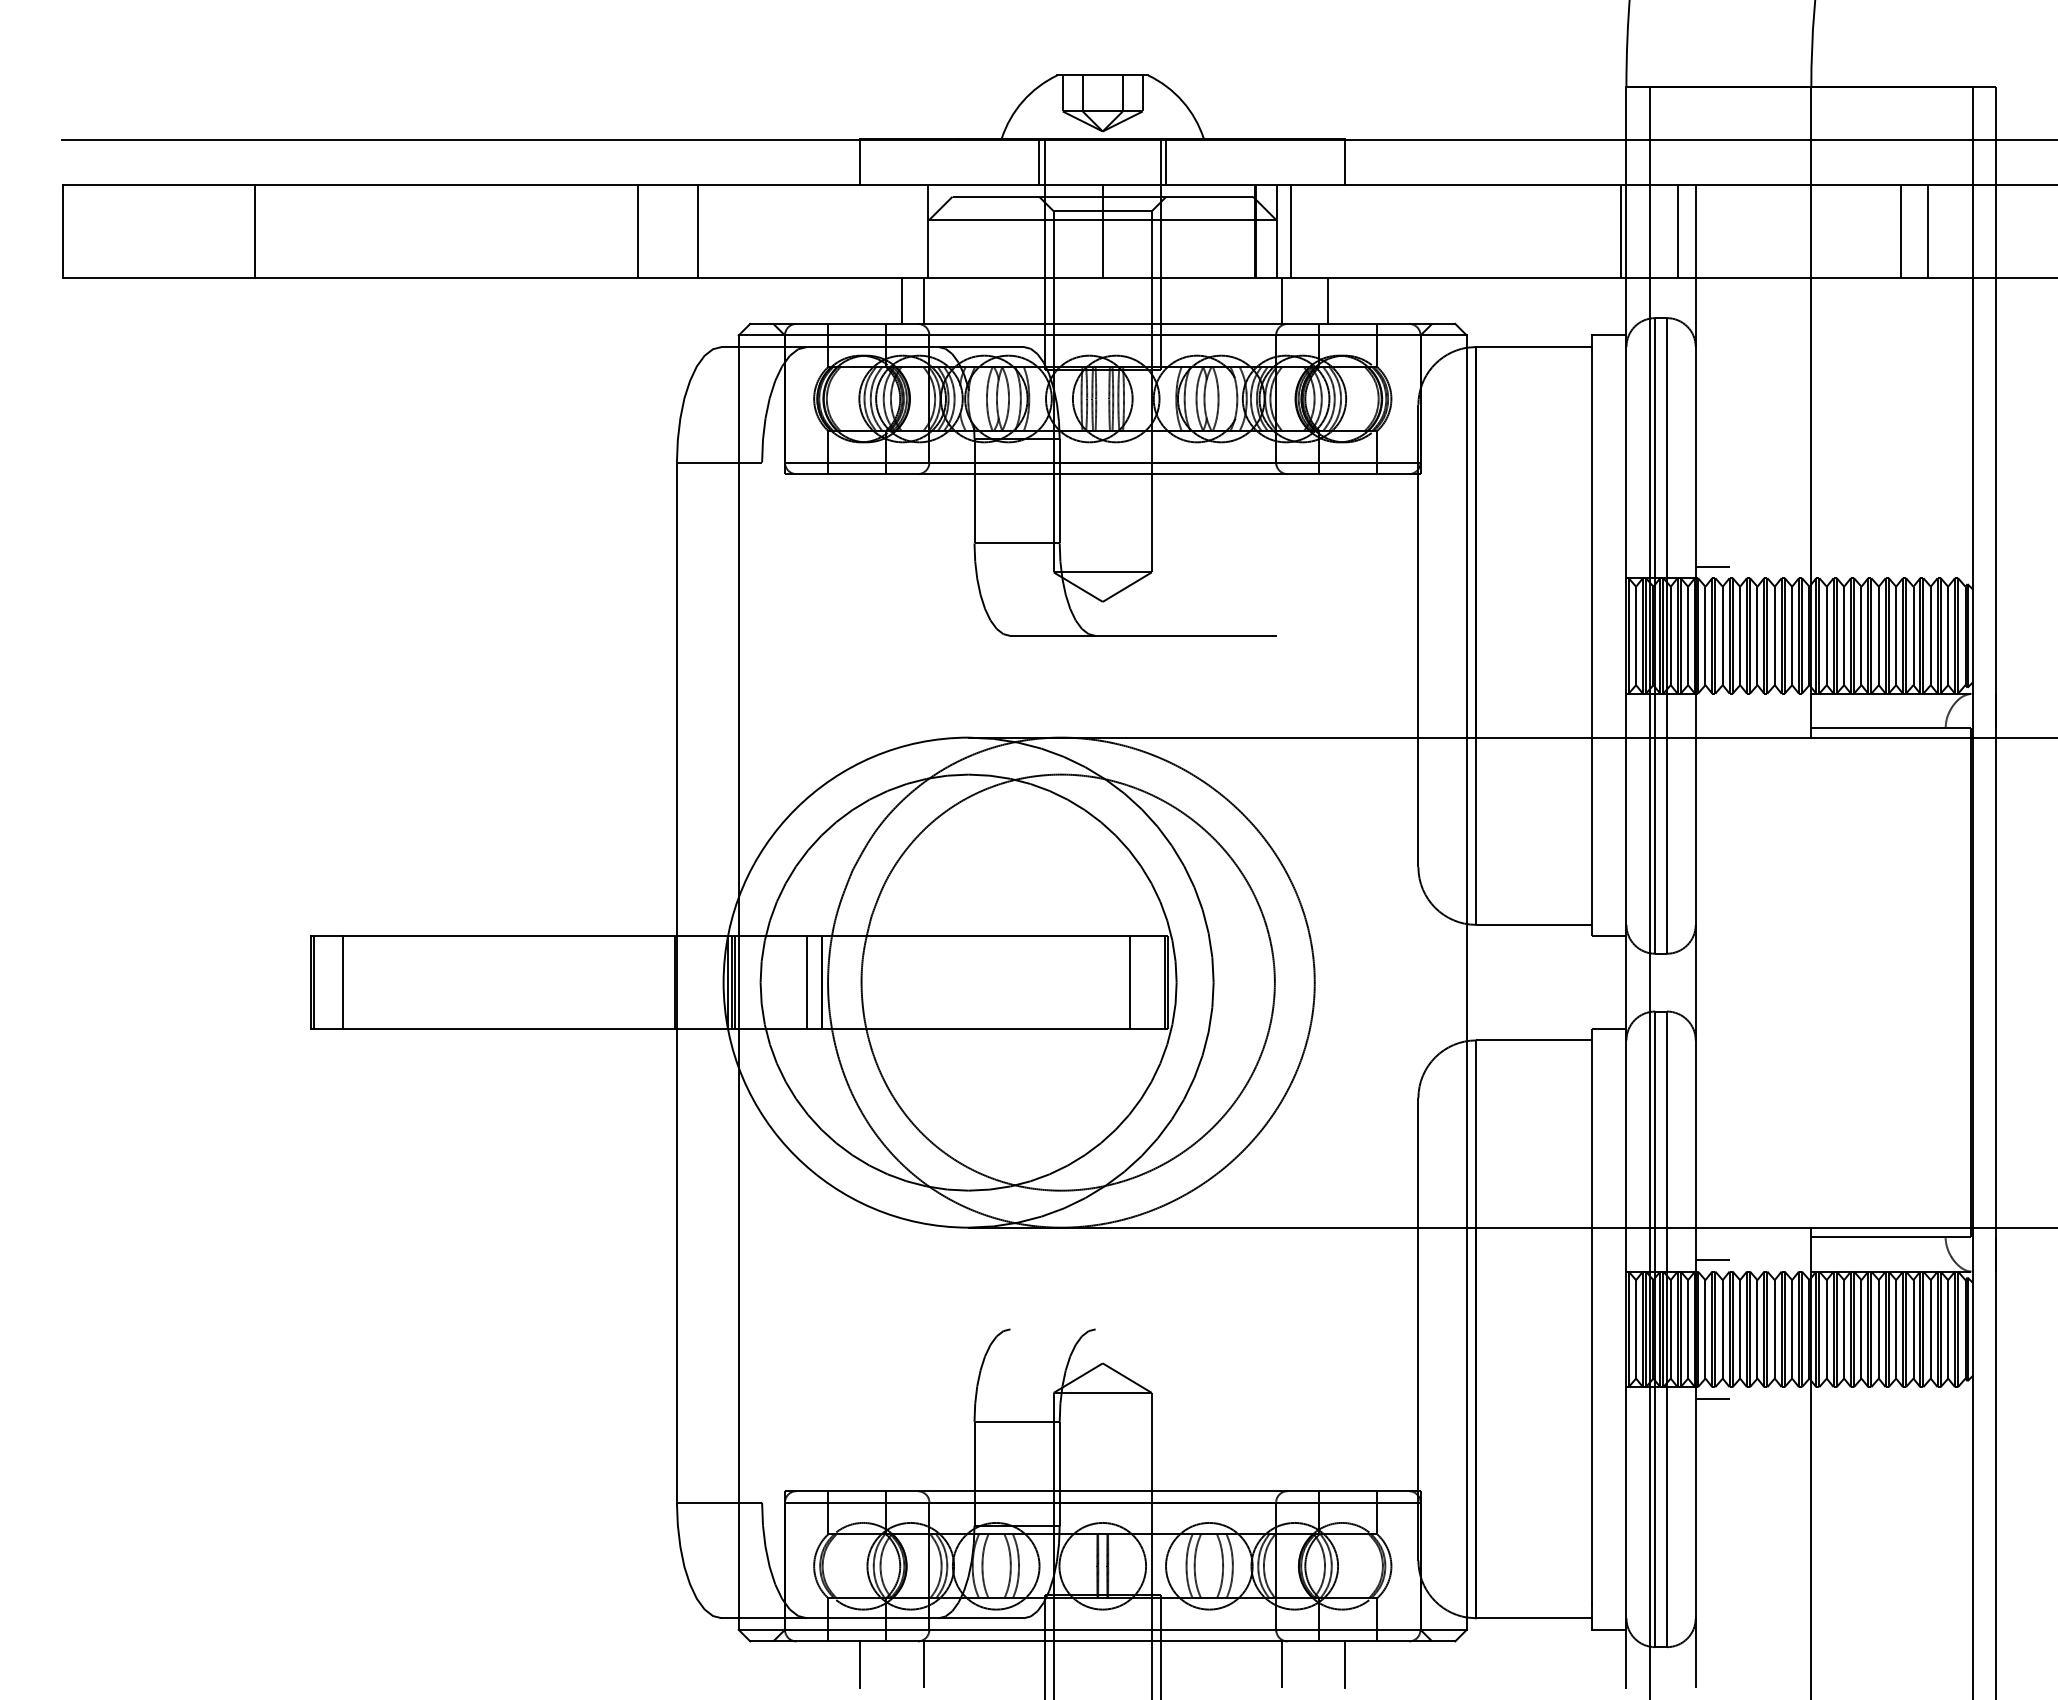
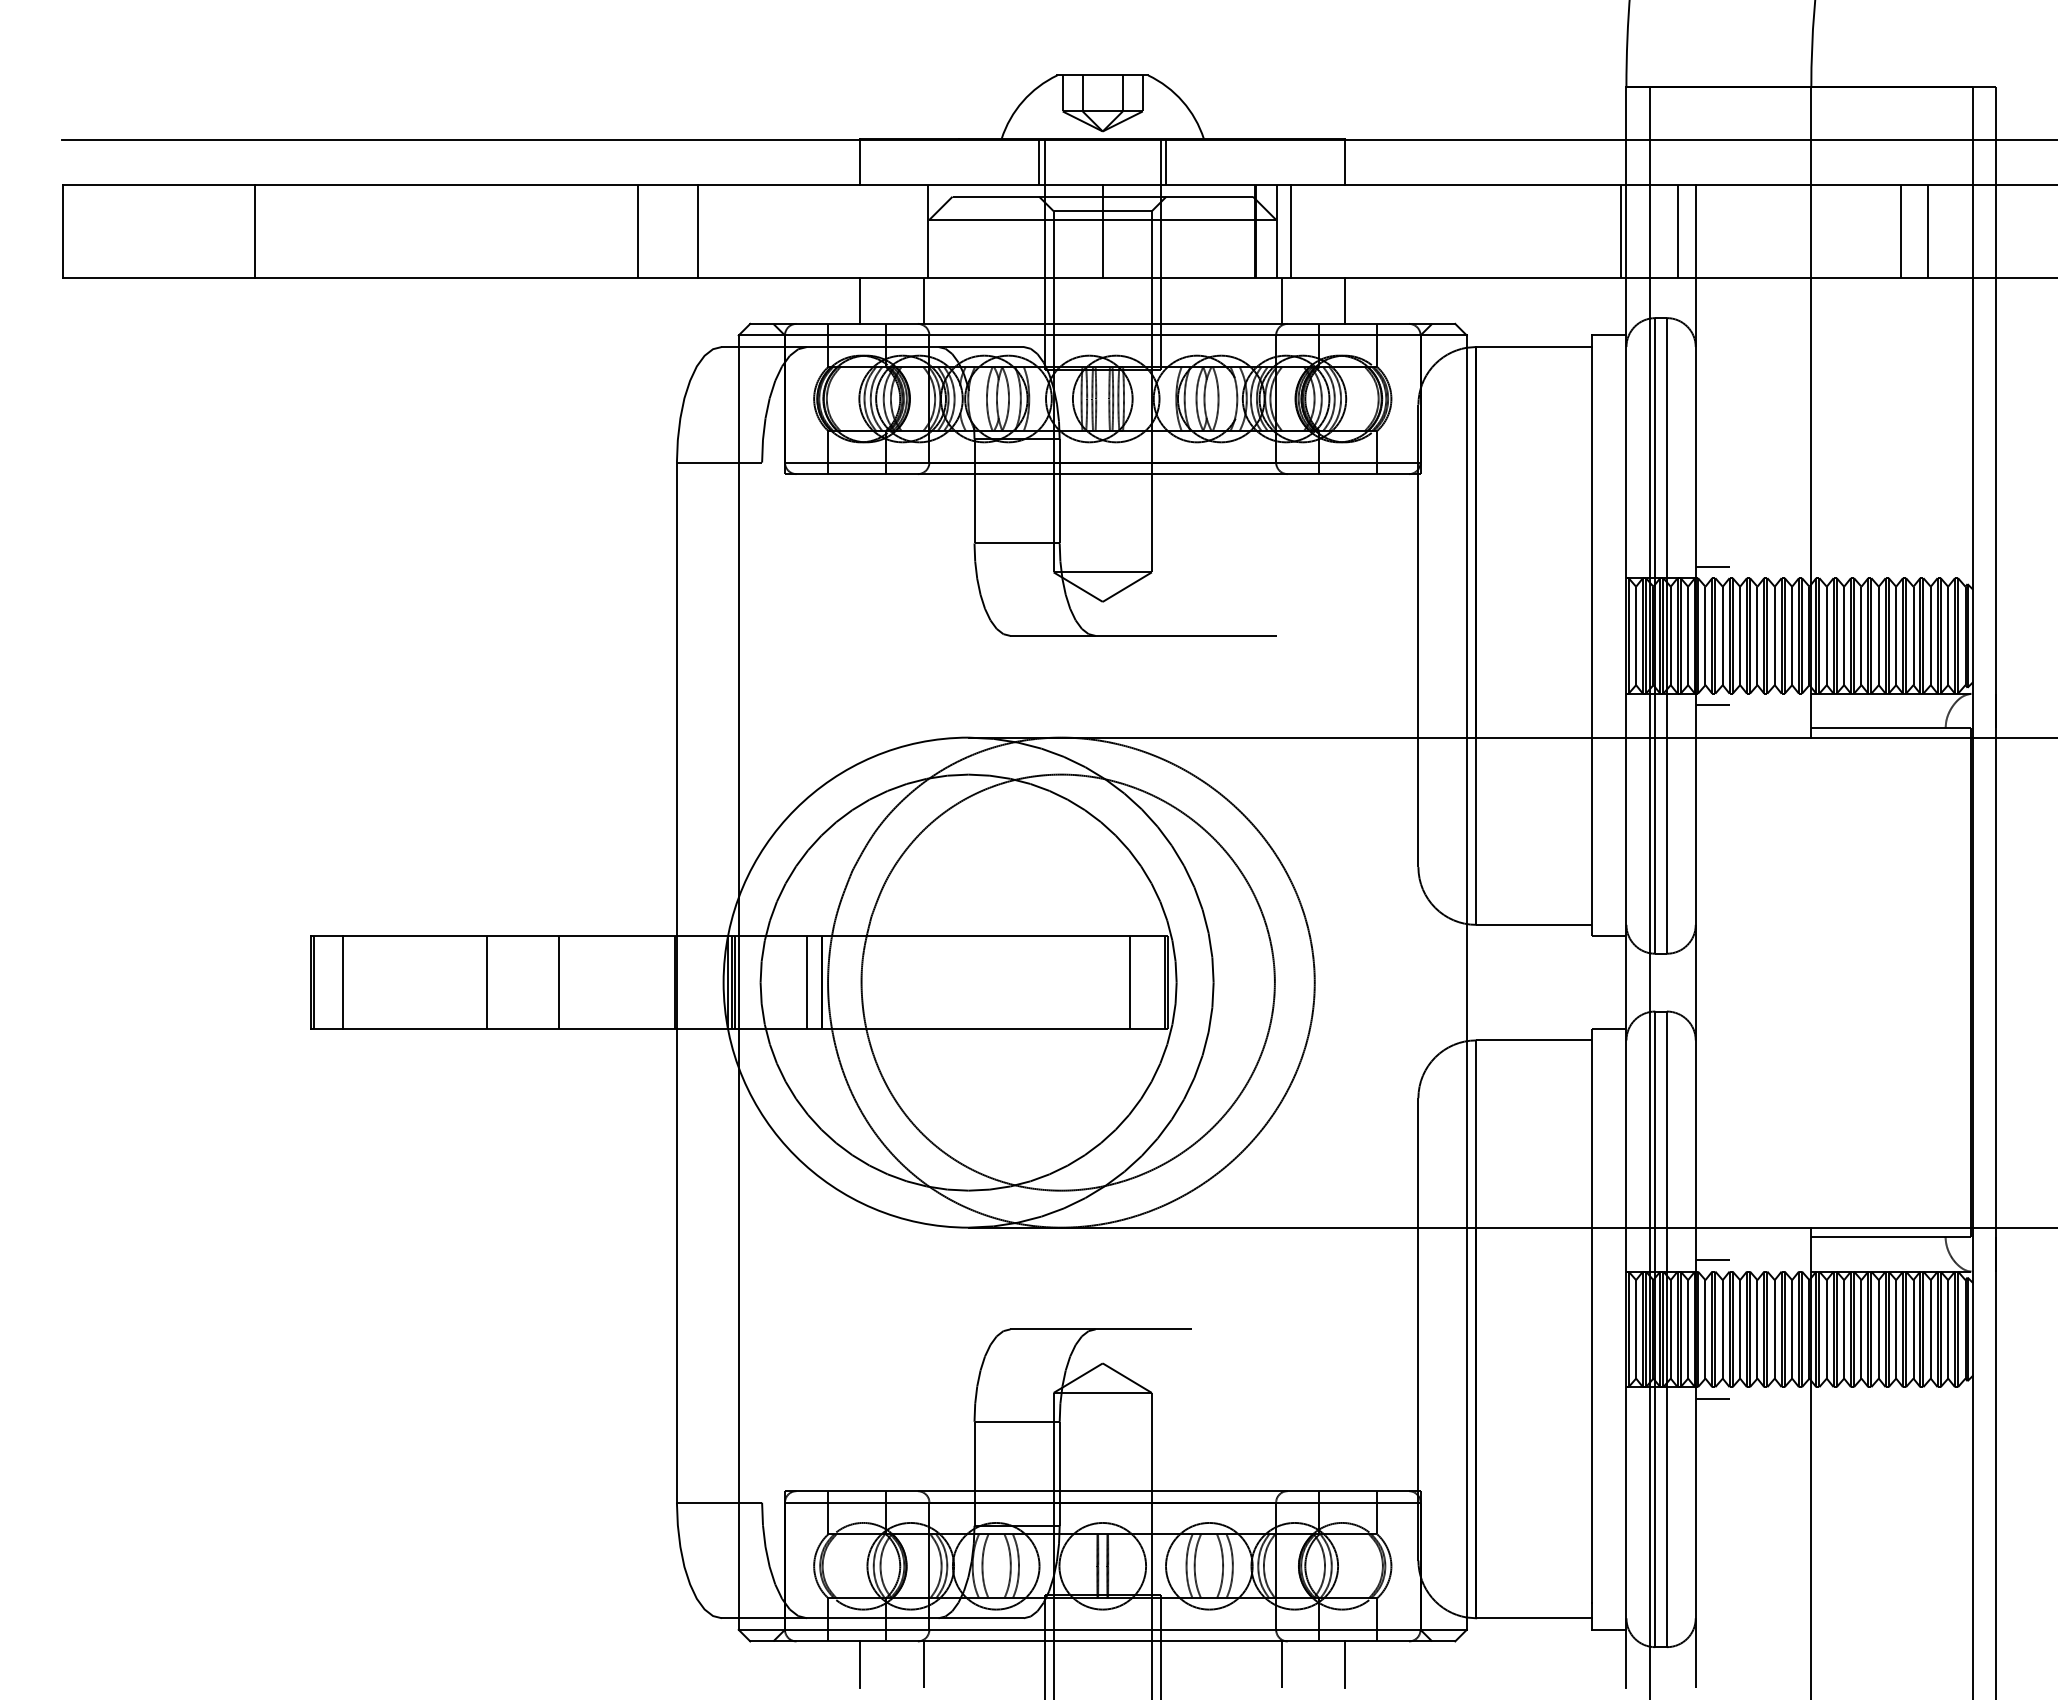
line position: (902, 300) -> (860, 300) (860, 300)
line position: (1328, 300) -> (1345, 300) (1345, 300)
line: none -> present (1712, 705)
line: none -> present (486, 982)
line: none -> present (559, 982)
line: none -> present (1101, 1329)
